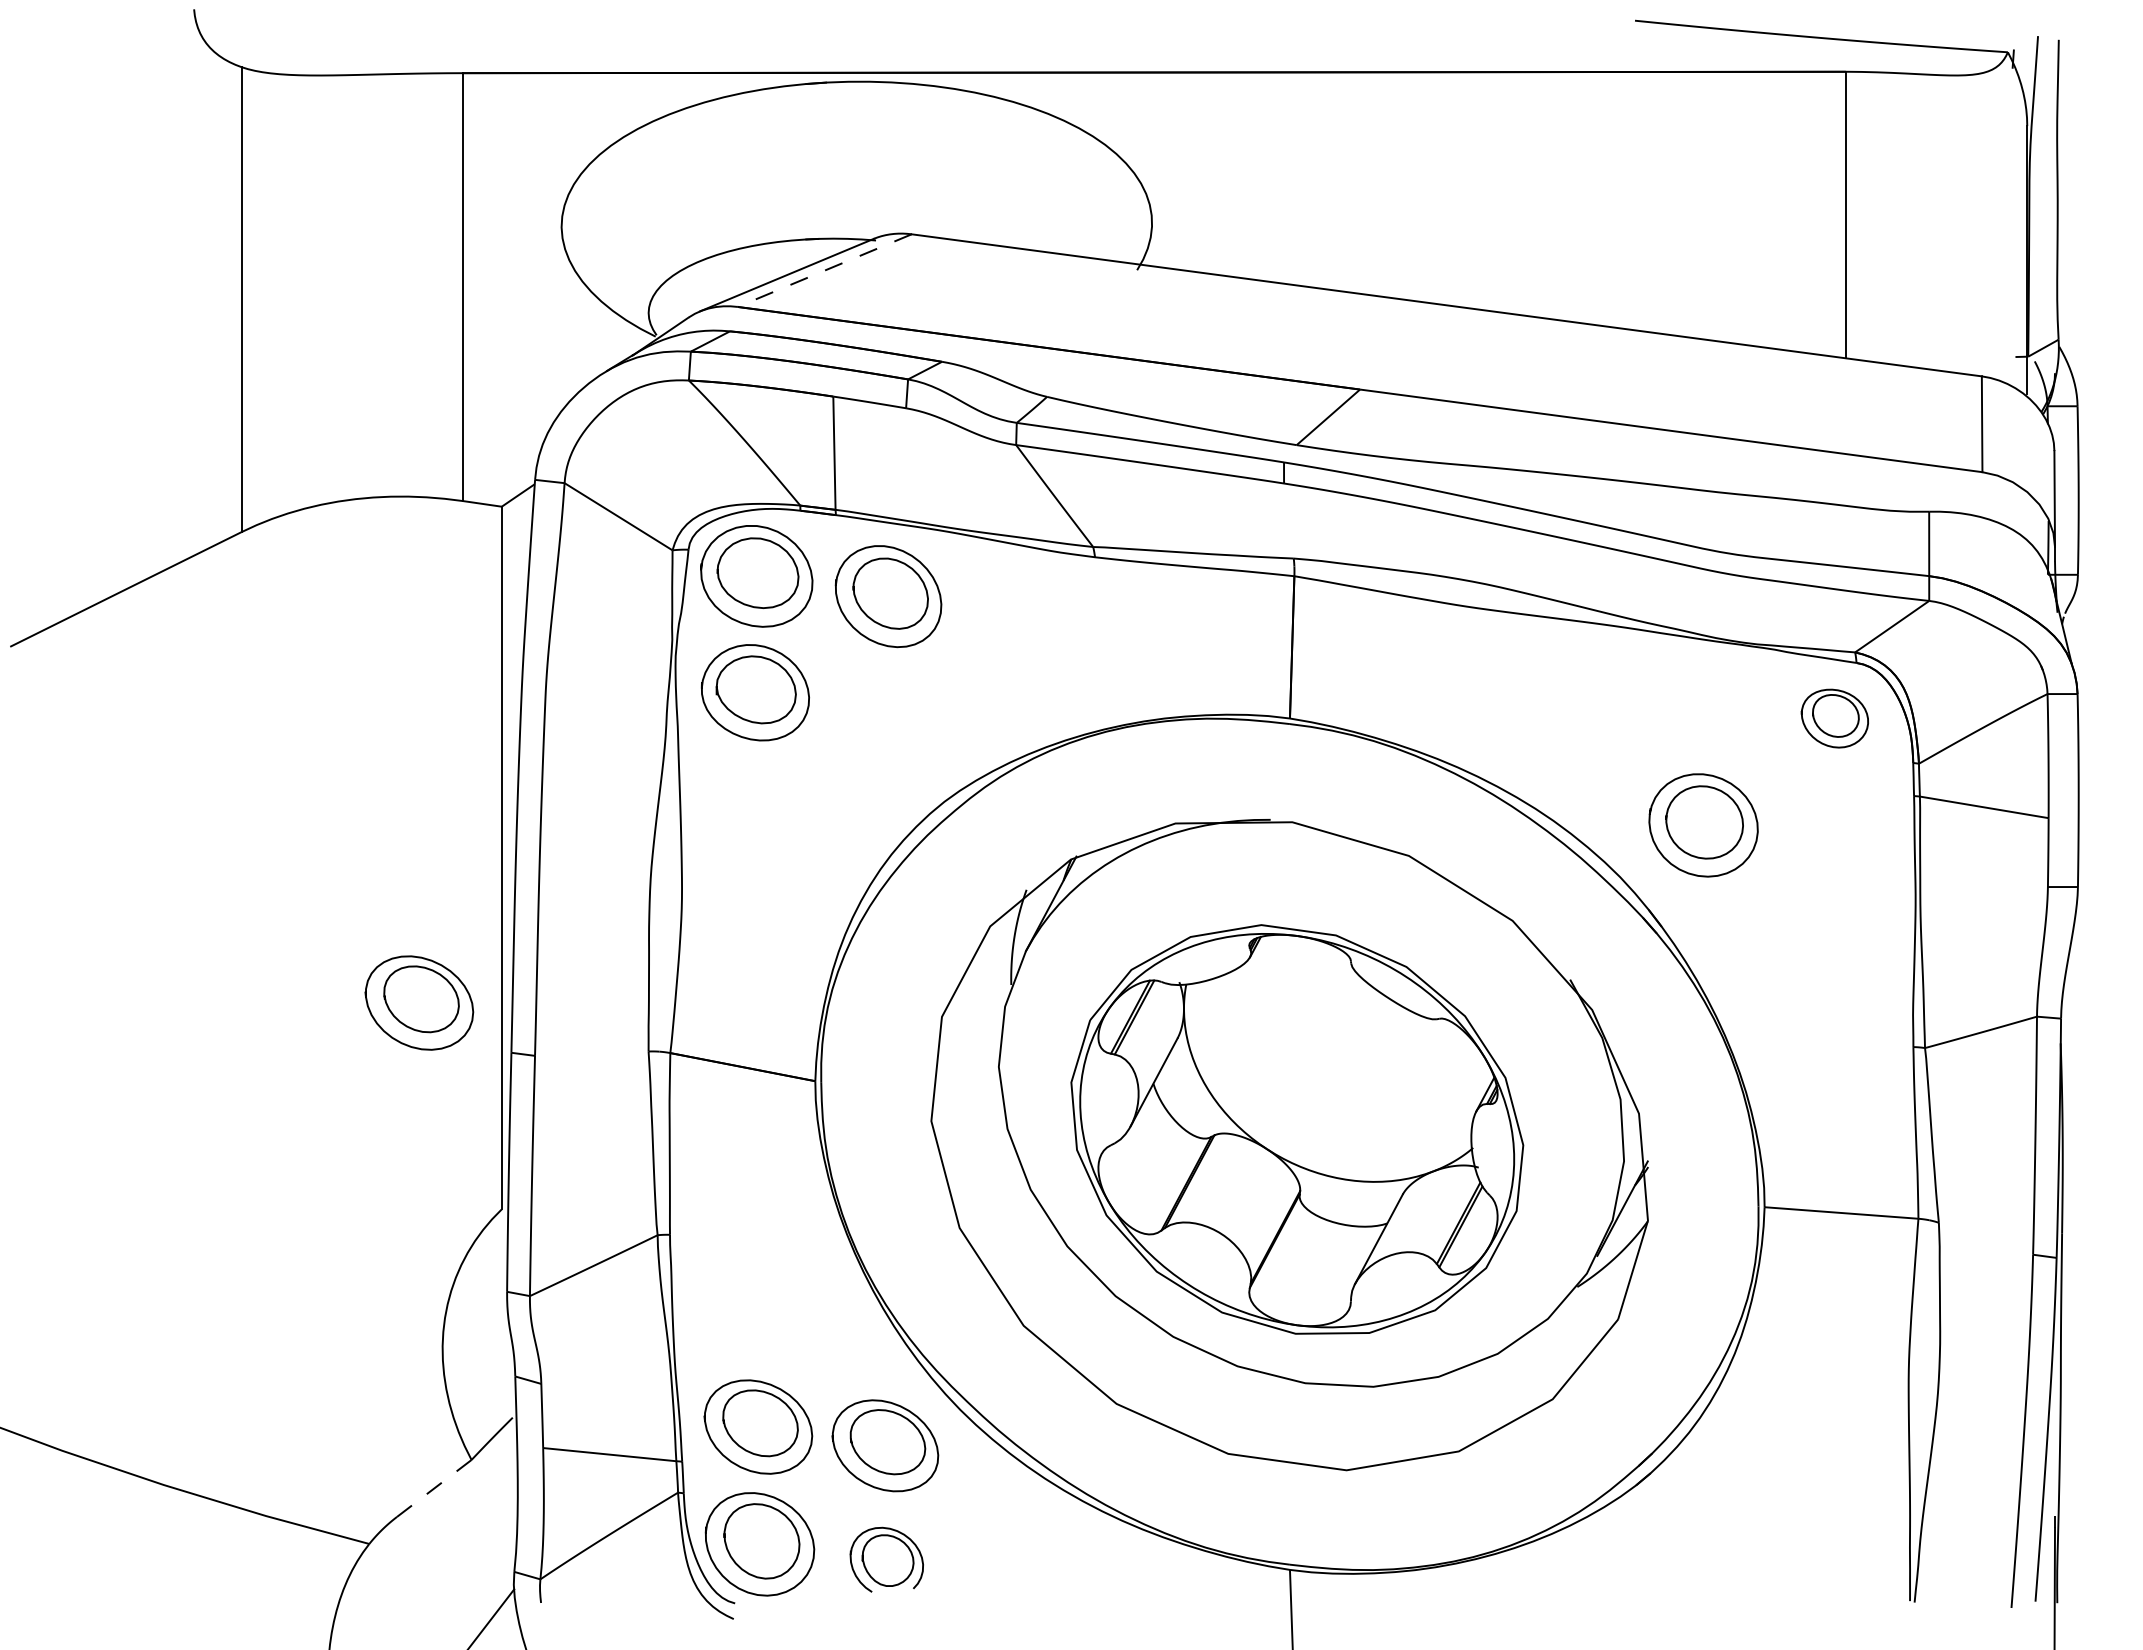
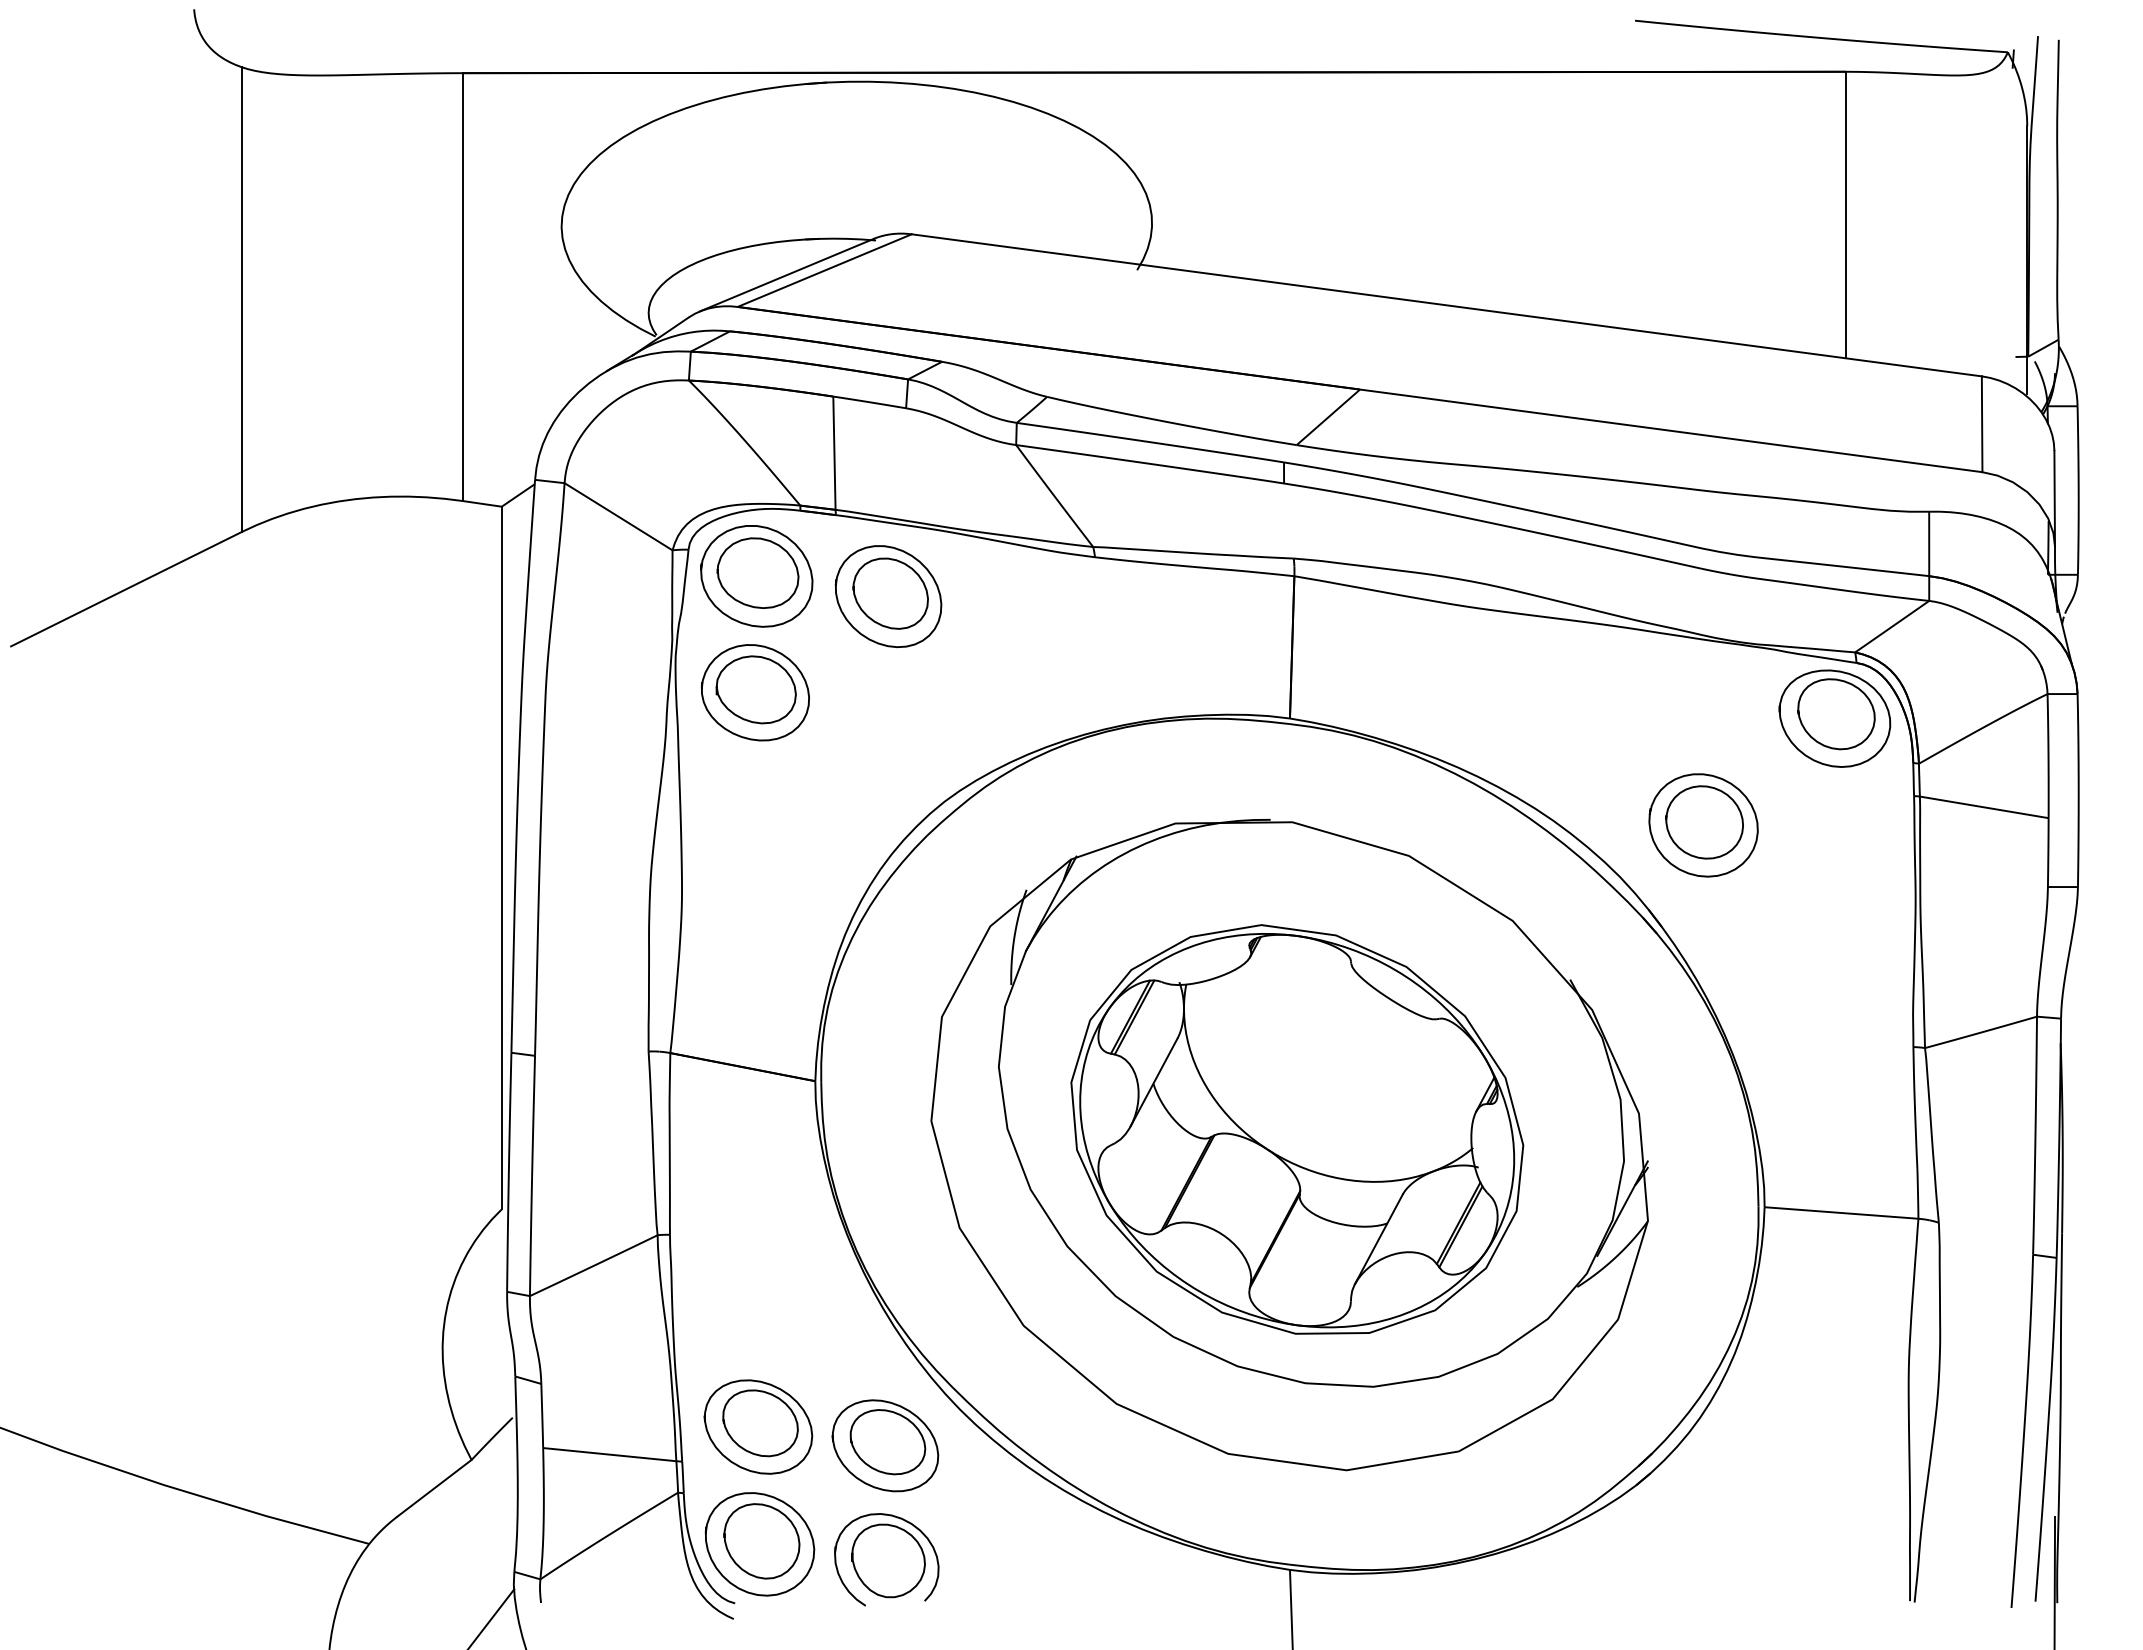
line: dashed -> solid (824, 270)
part size: 69x61 px -> 114x99 px (1834, 718)
part: present -> none (419, 1002)
line: dashed -> solid (434, 1488)
part size: 75x67 px -> 106x94 px (886, 1559)
